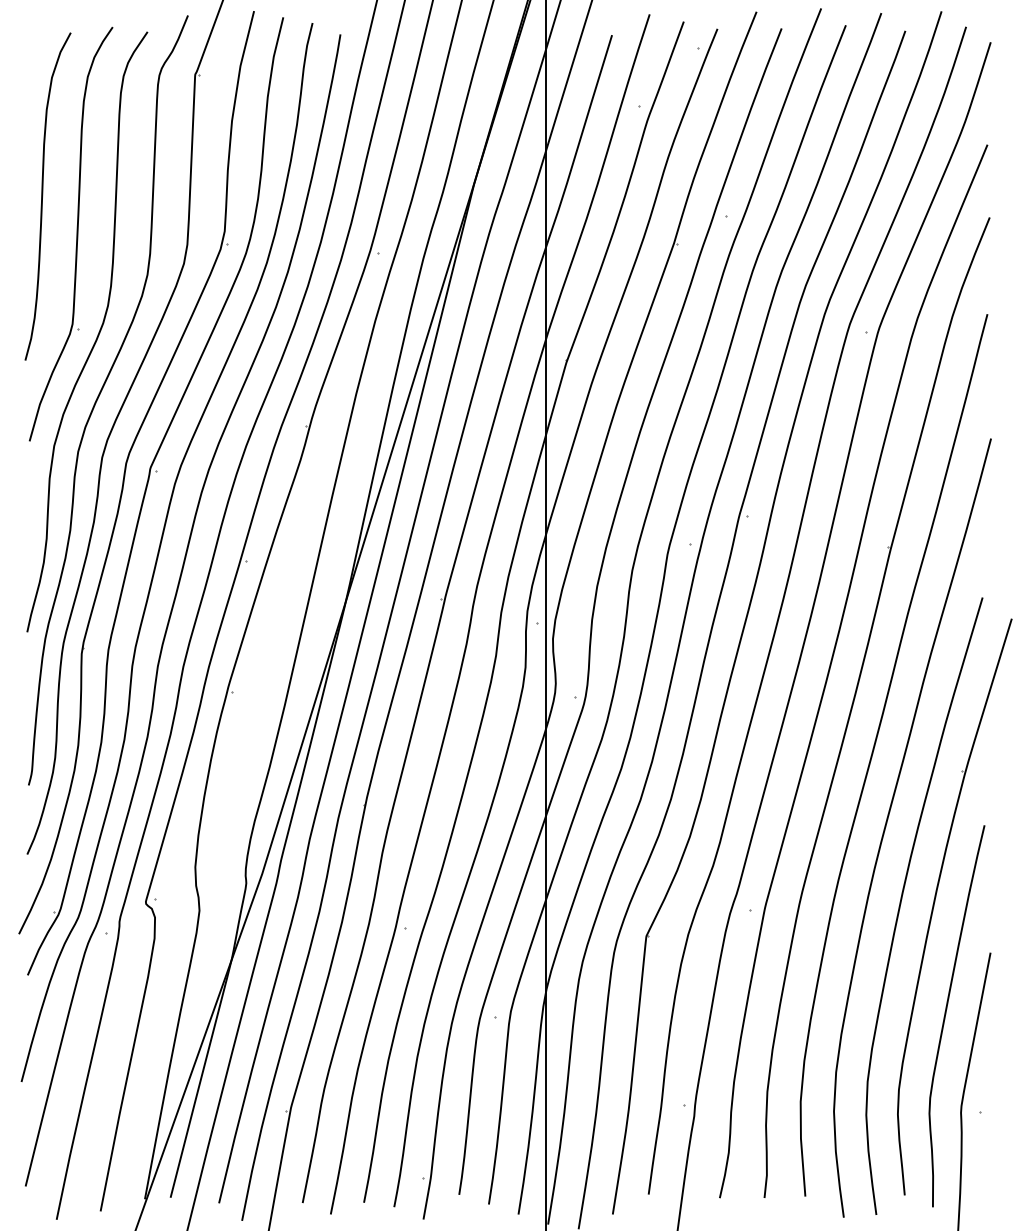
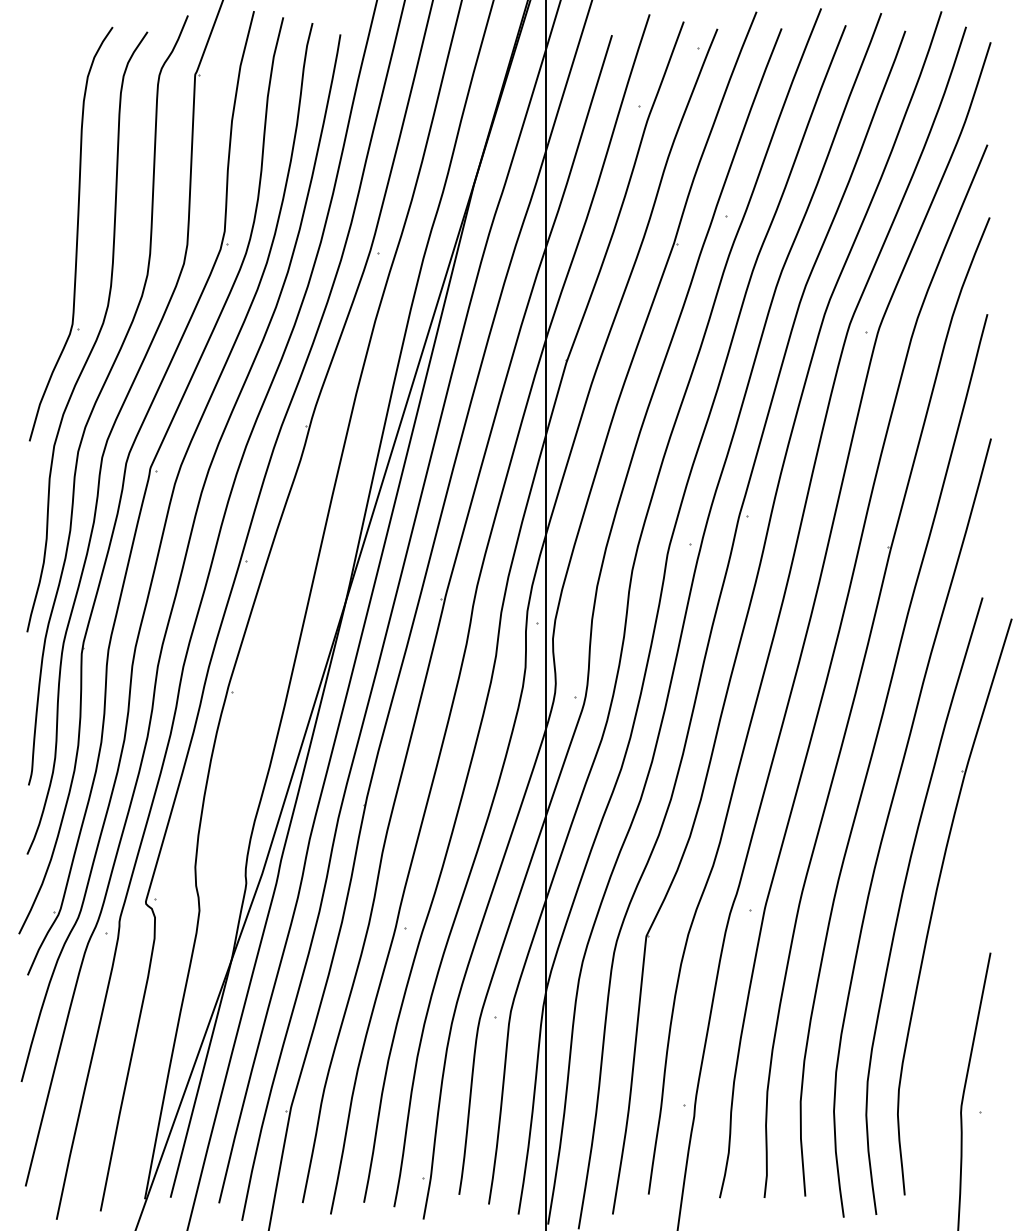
curve: present -> none (43, 195)
curve: present -> none (946, 1014)
